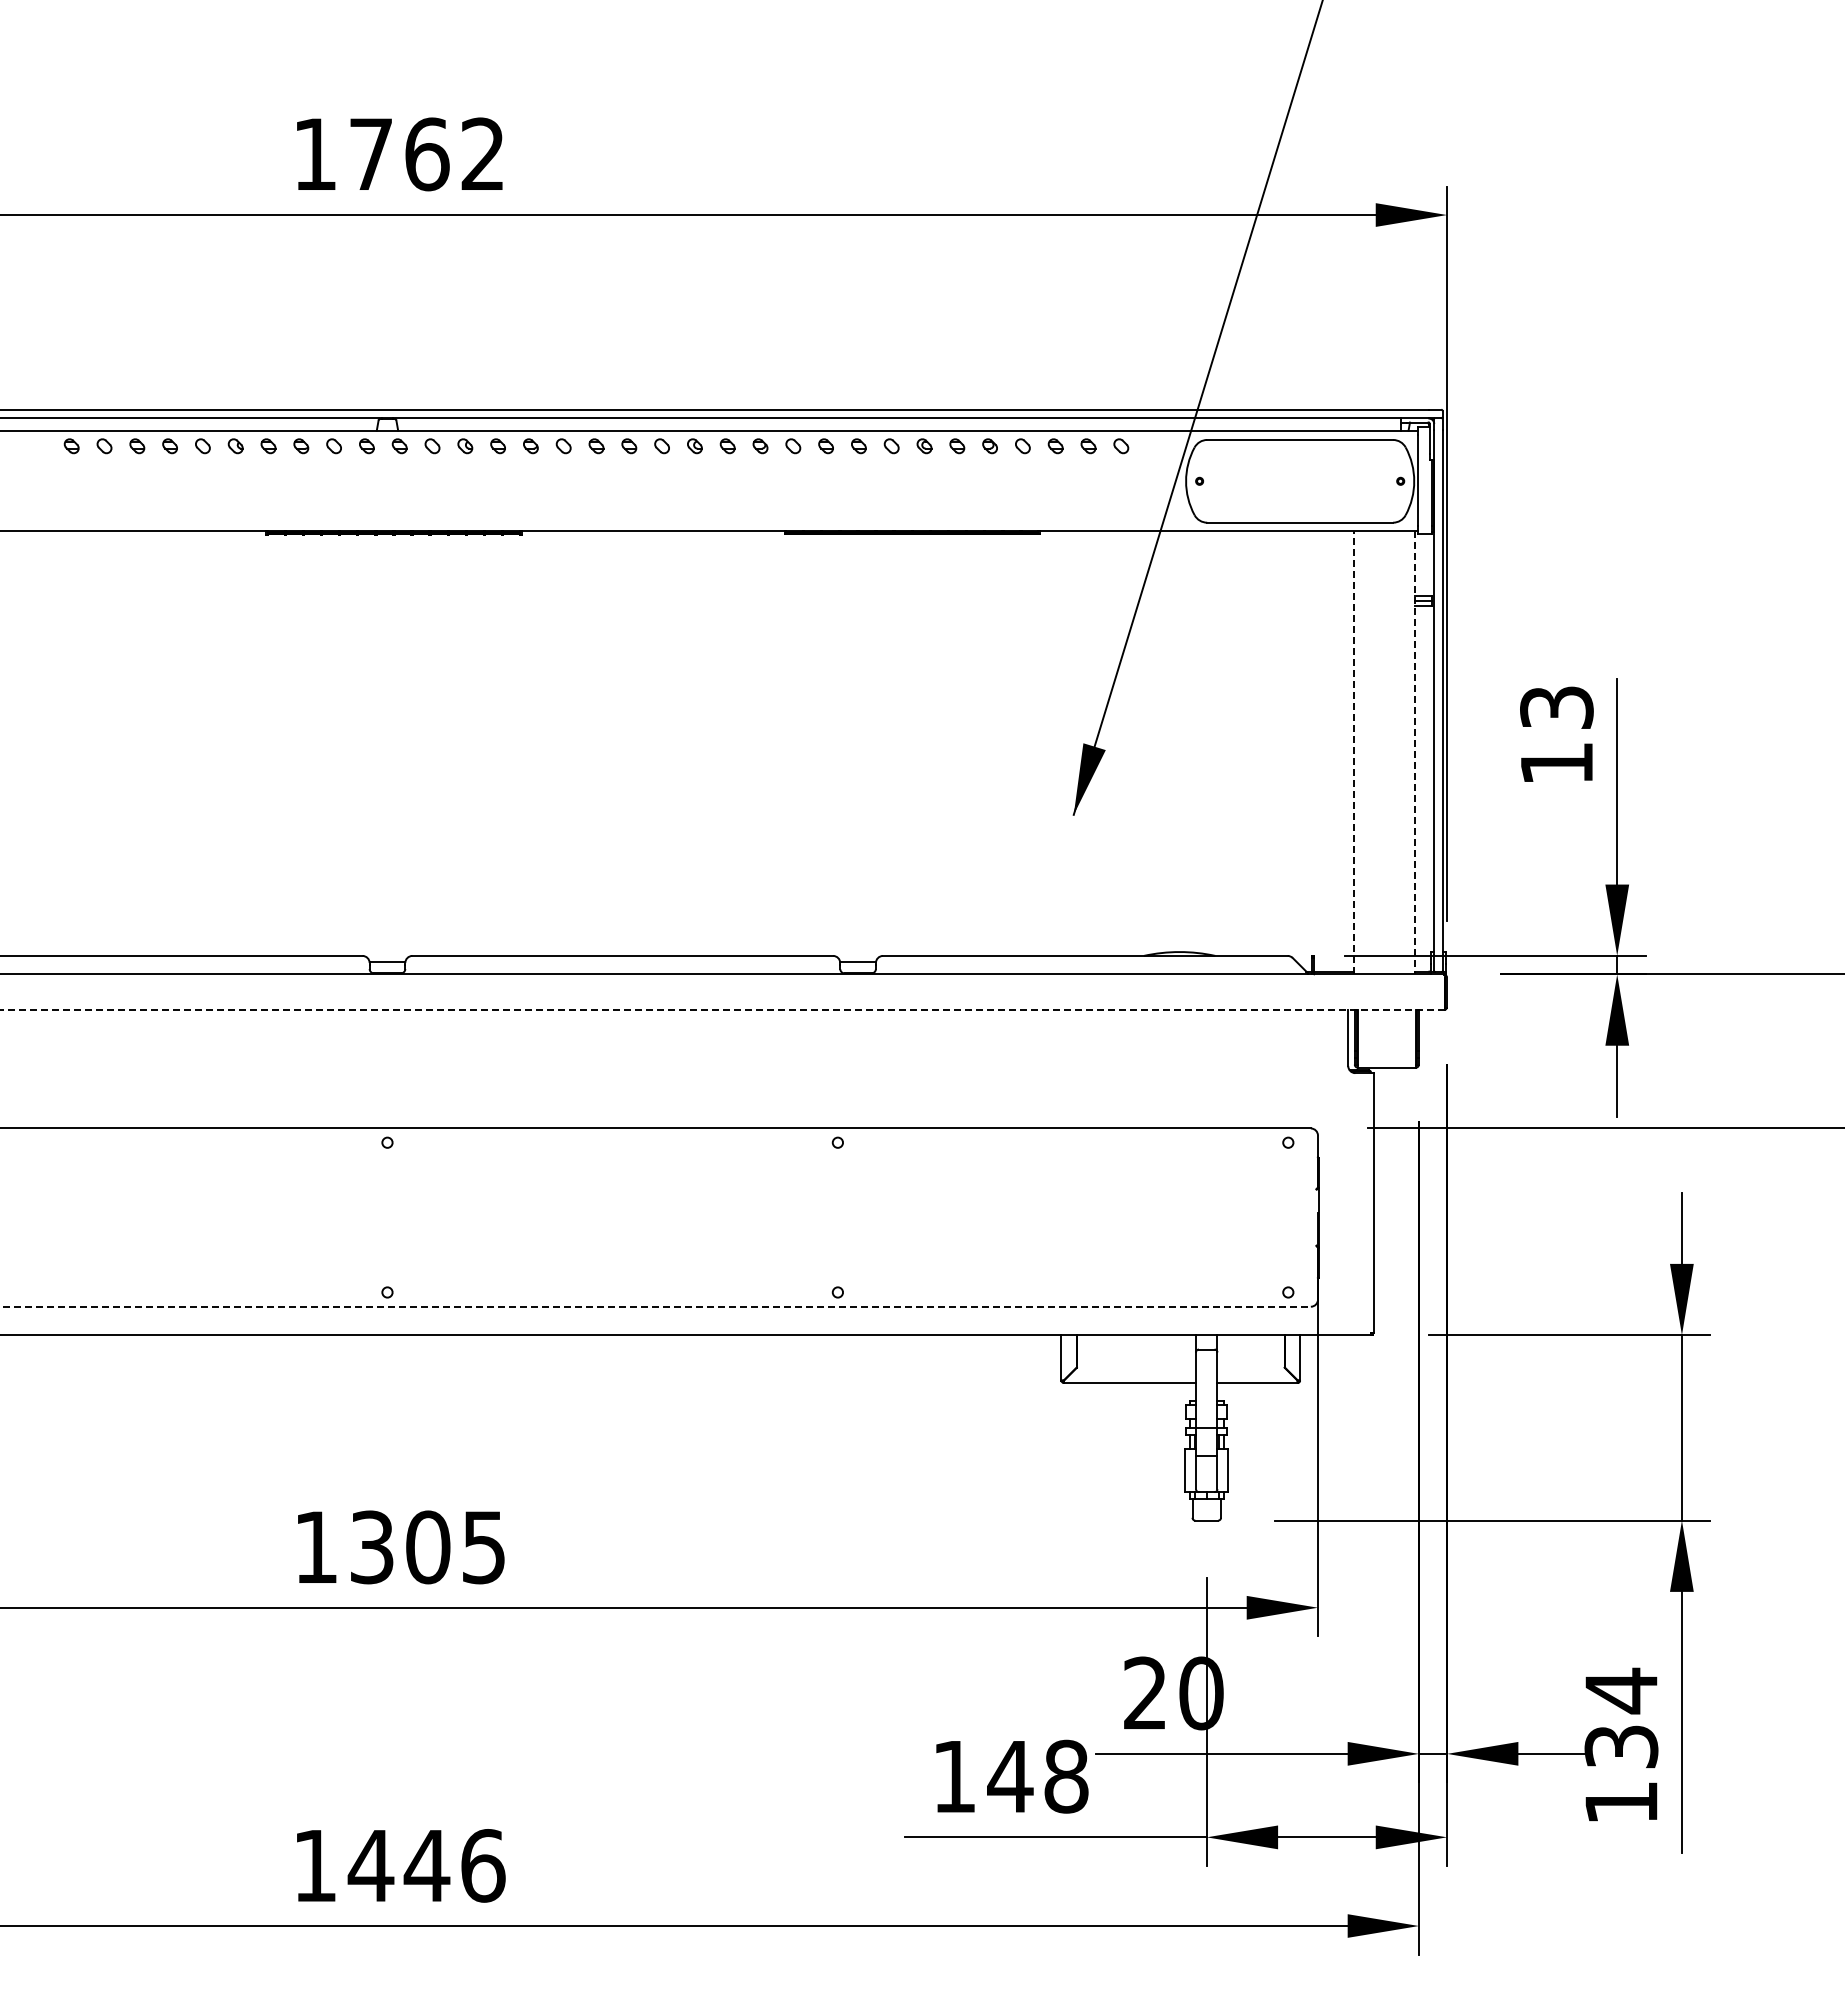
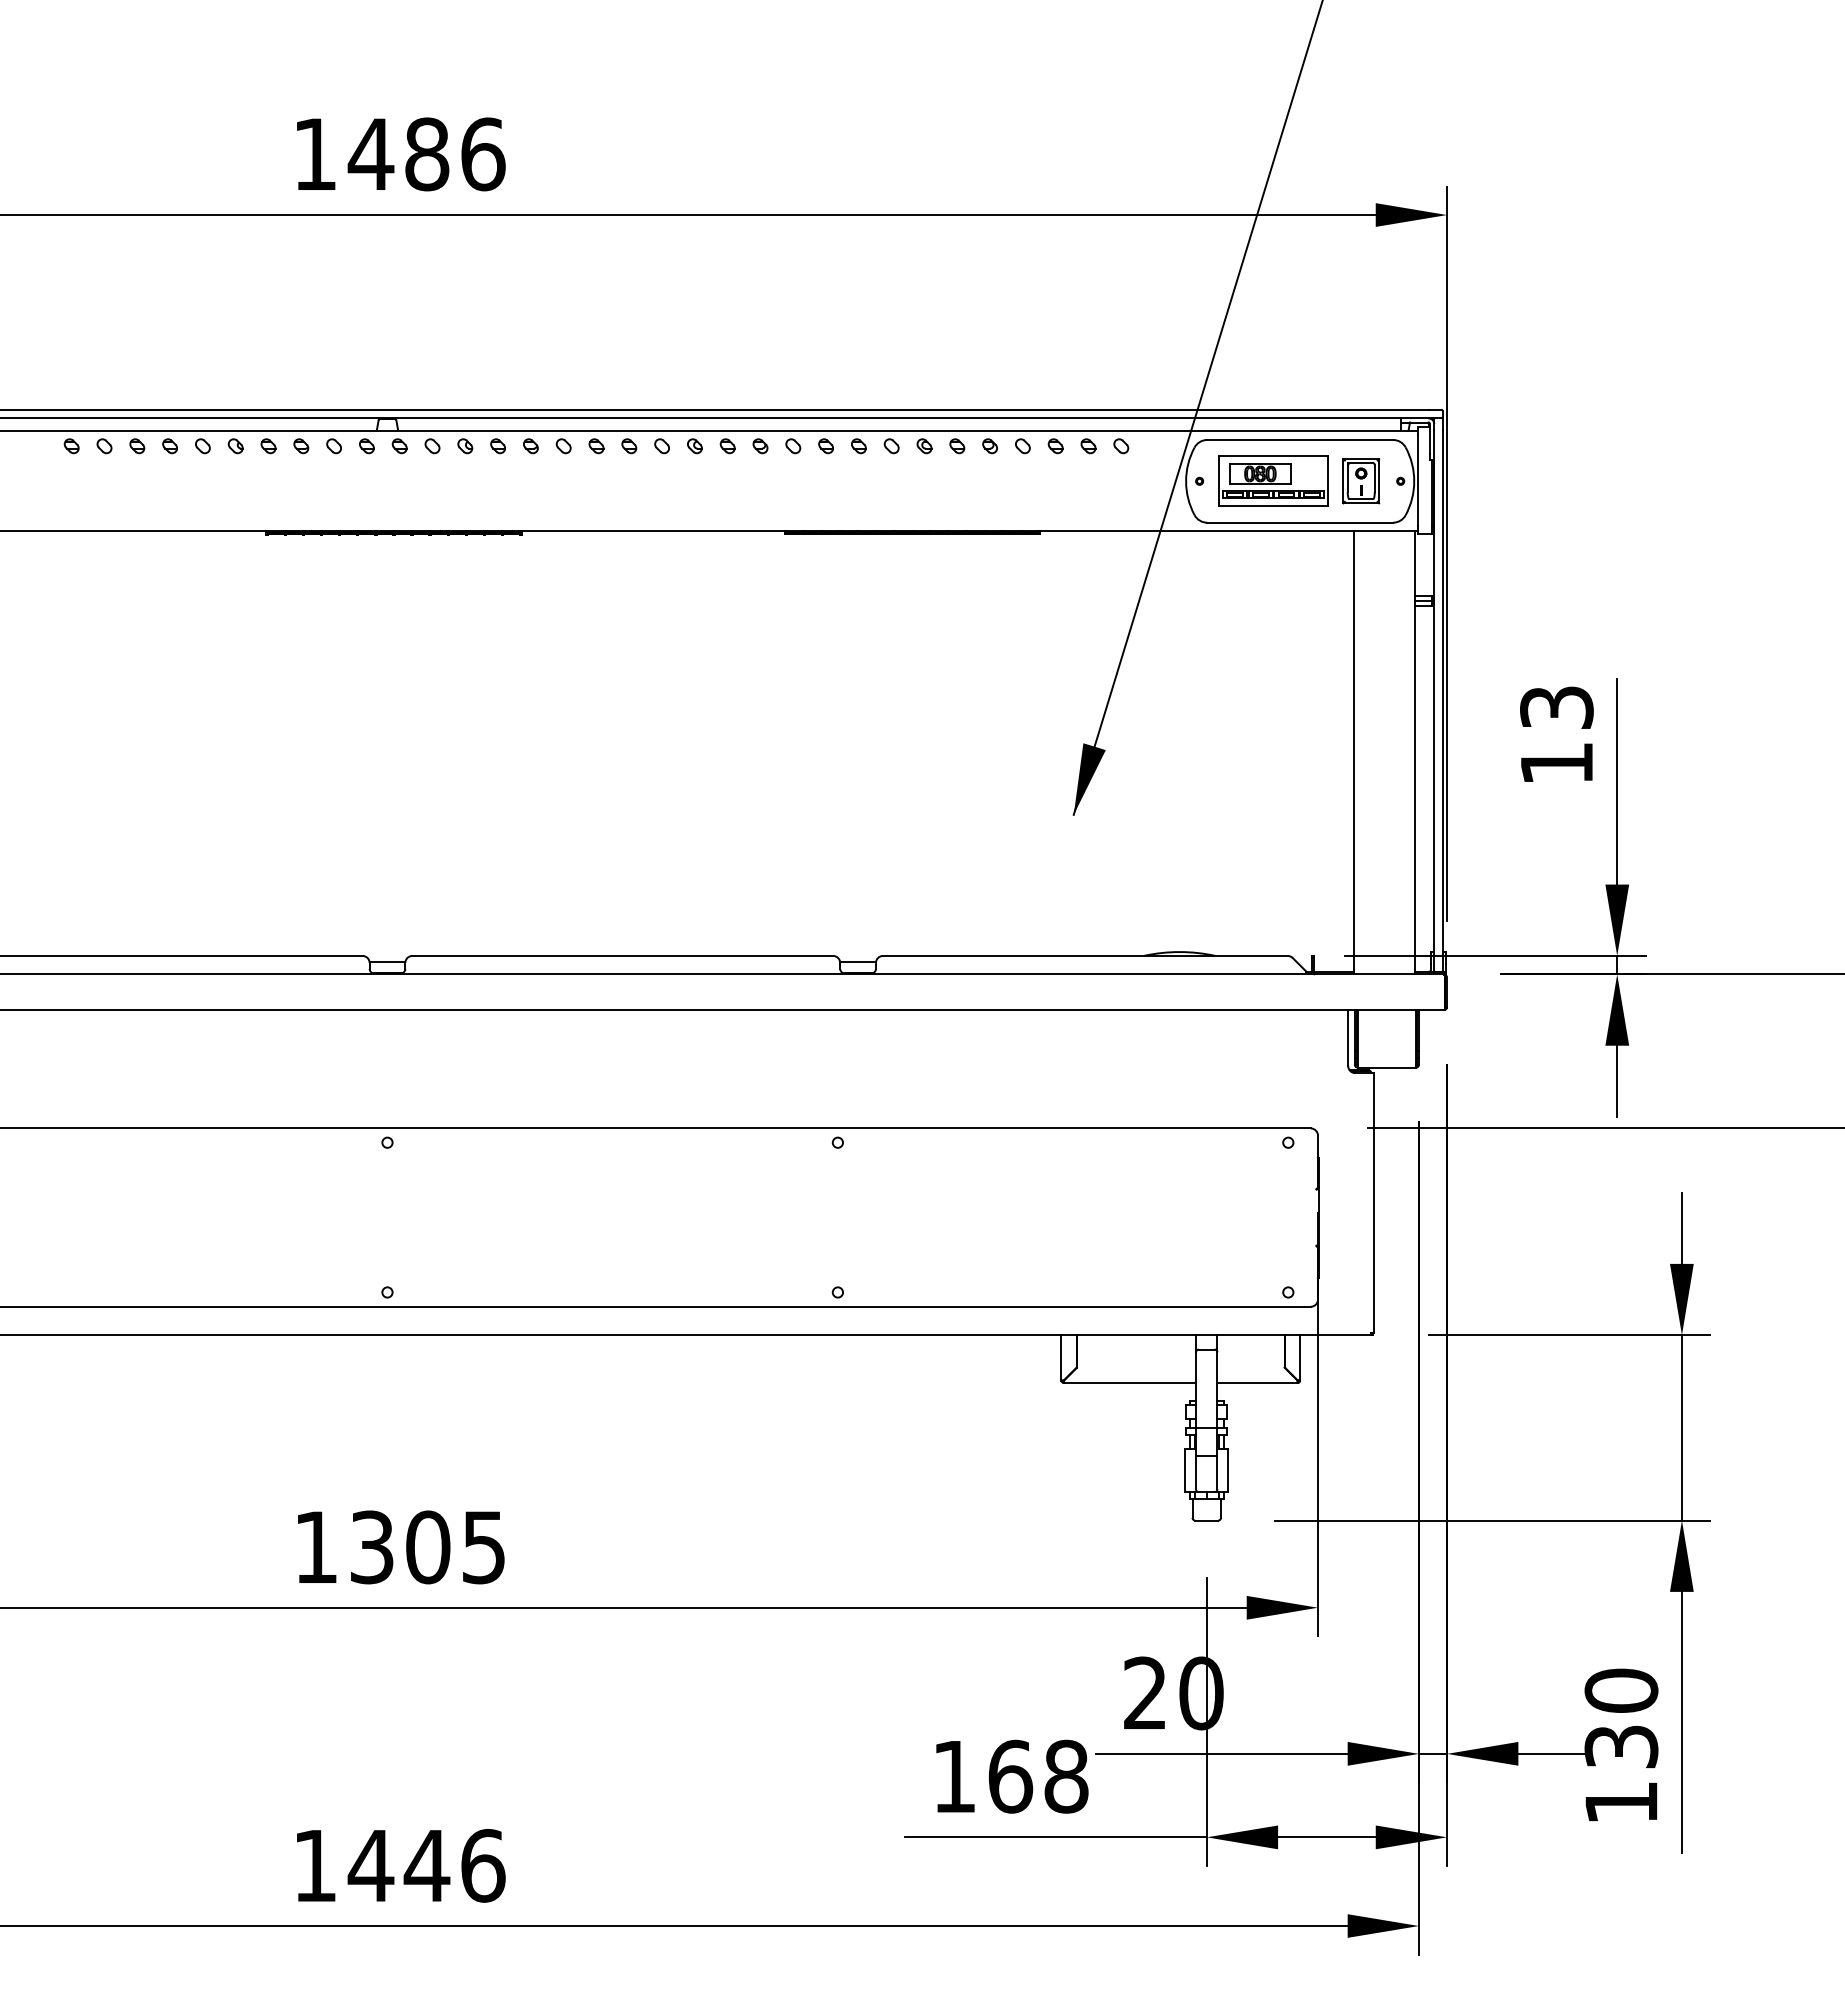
text: 1762 -> 1486 (426, 154)
part: none -> present (1273, 480)
part: none -> present (1361, 481)
line: dashed -> solid (1354, 752)
line: dashed -> solid (1415, 752)
line: dashed -> solid (722, 1010)
line: dashed -> solid (655, 1306)
text: 134 -> 130 (1621, 1690)
text: 148 -> 168 (1010, 1776)
